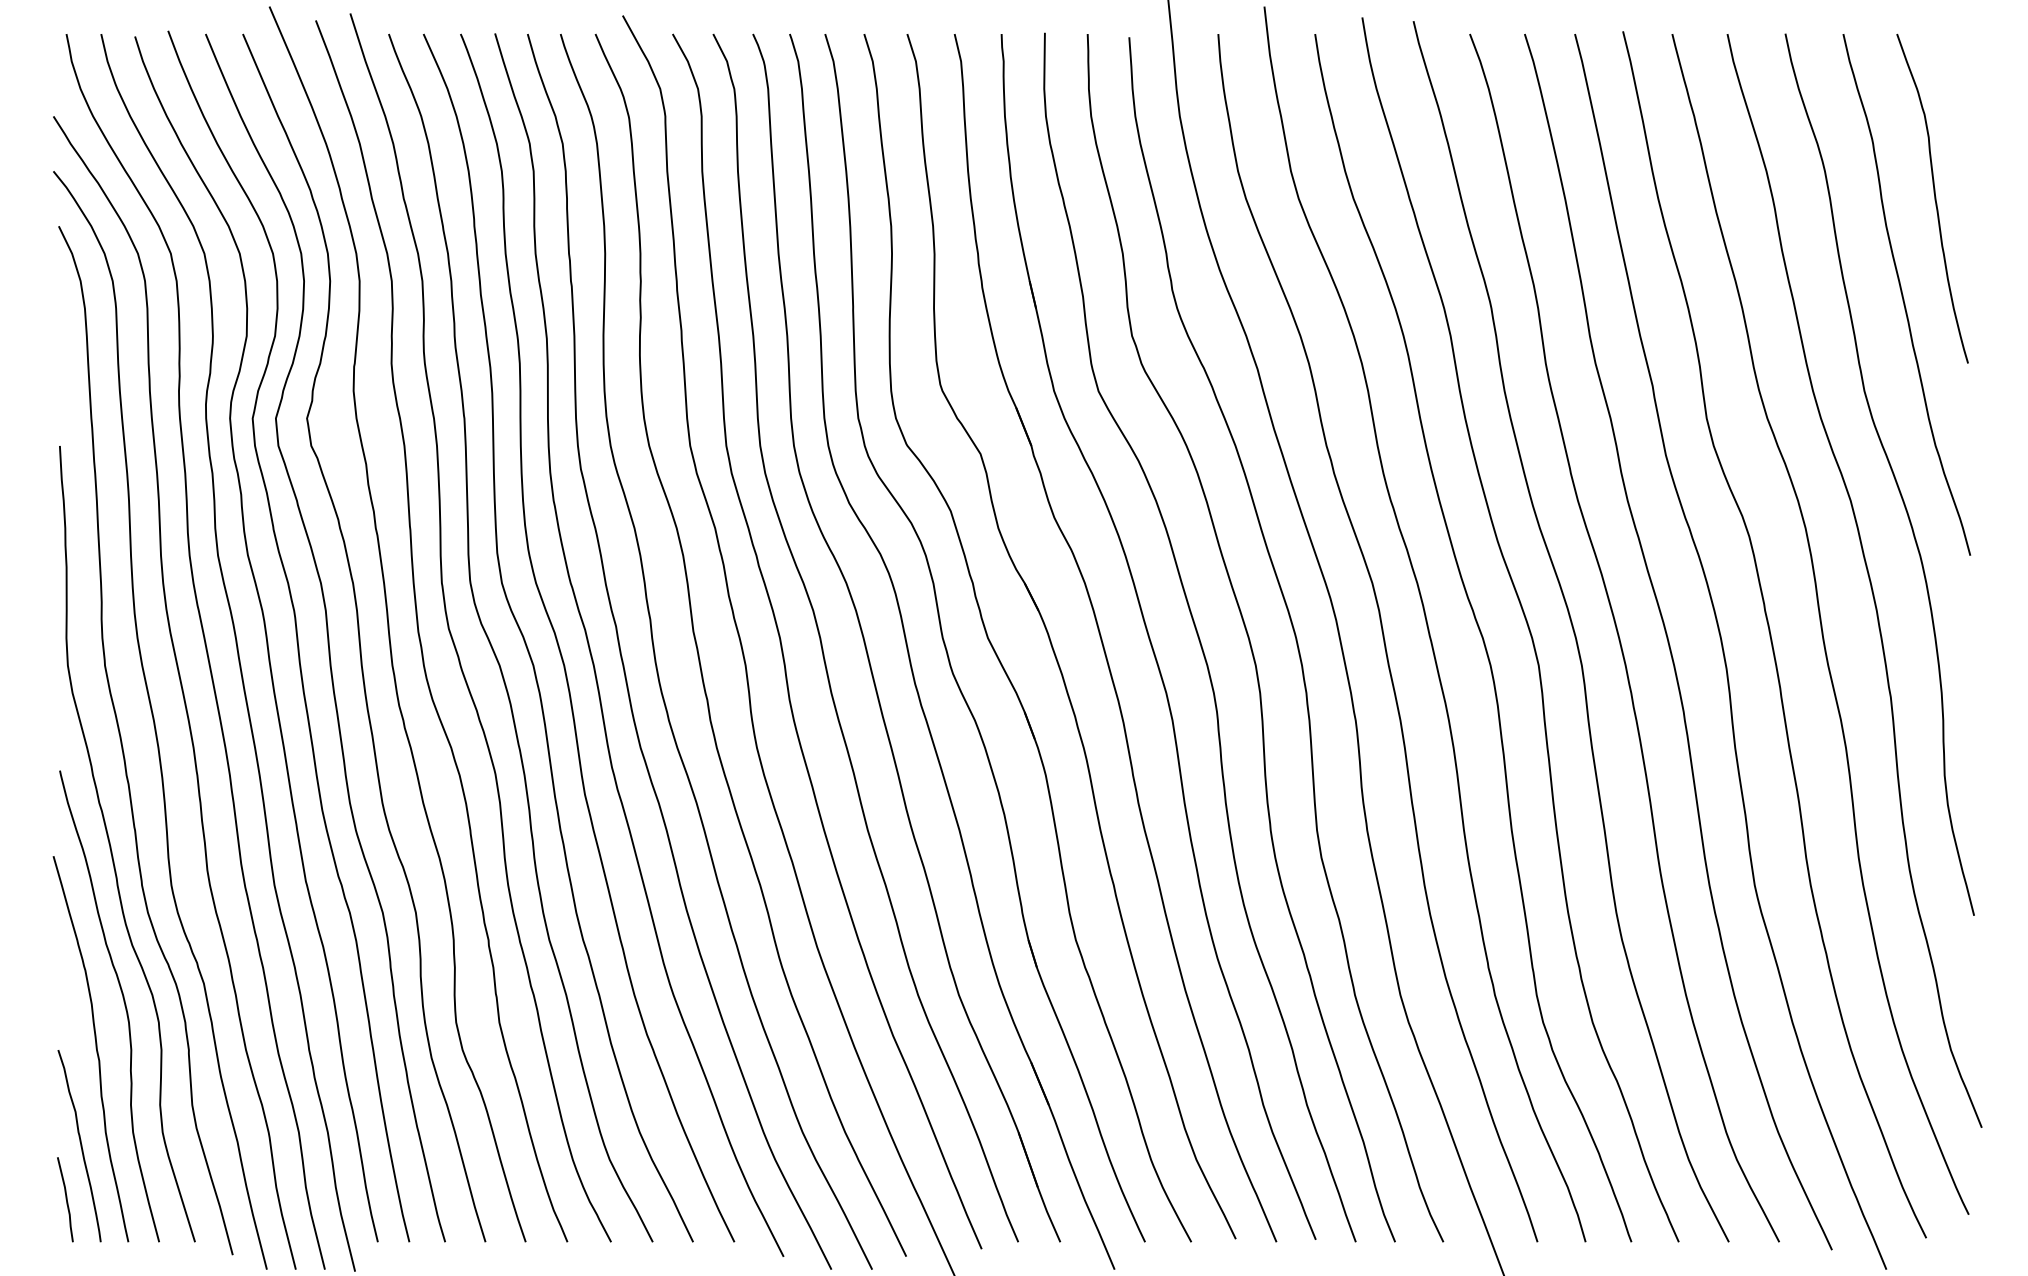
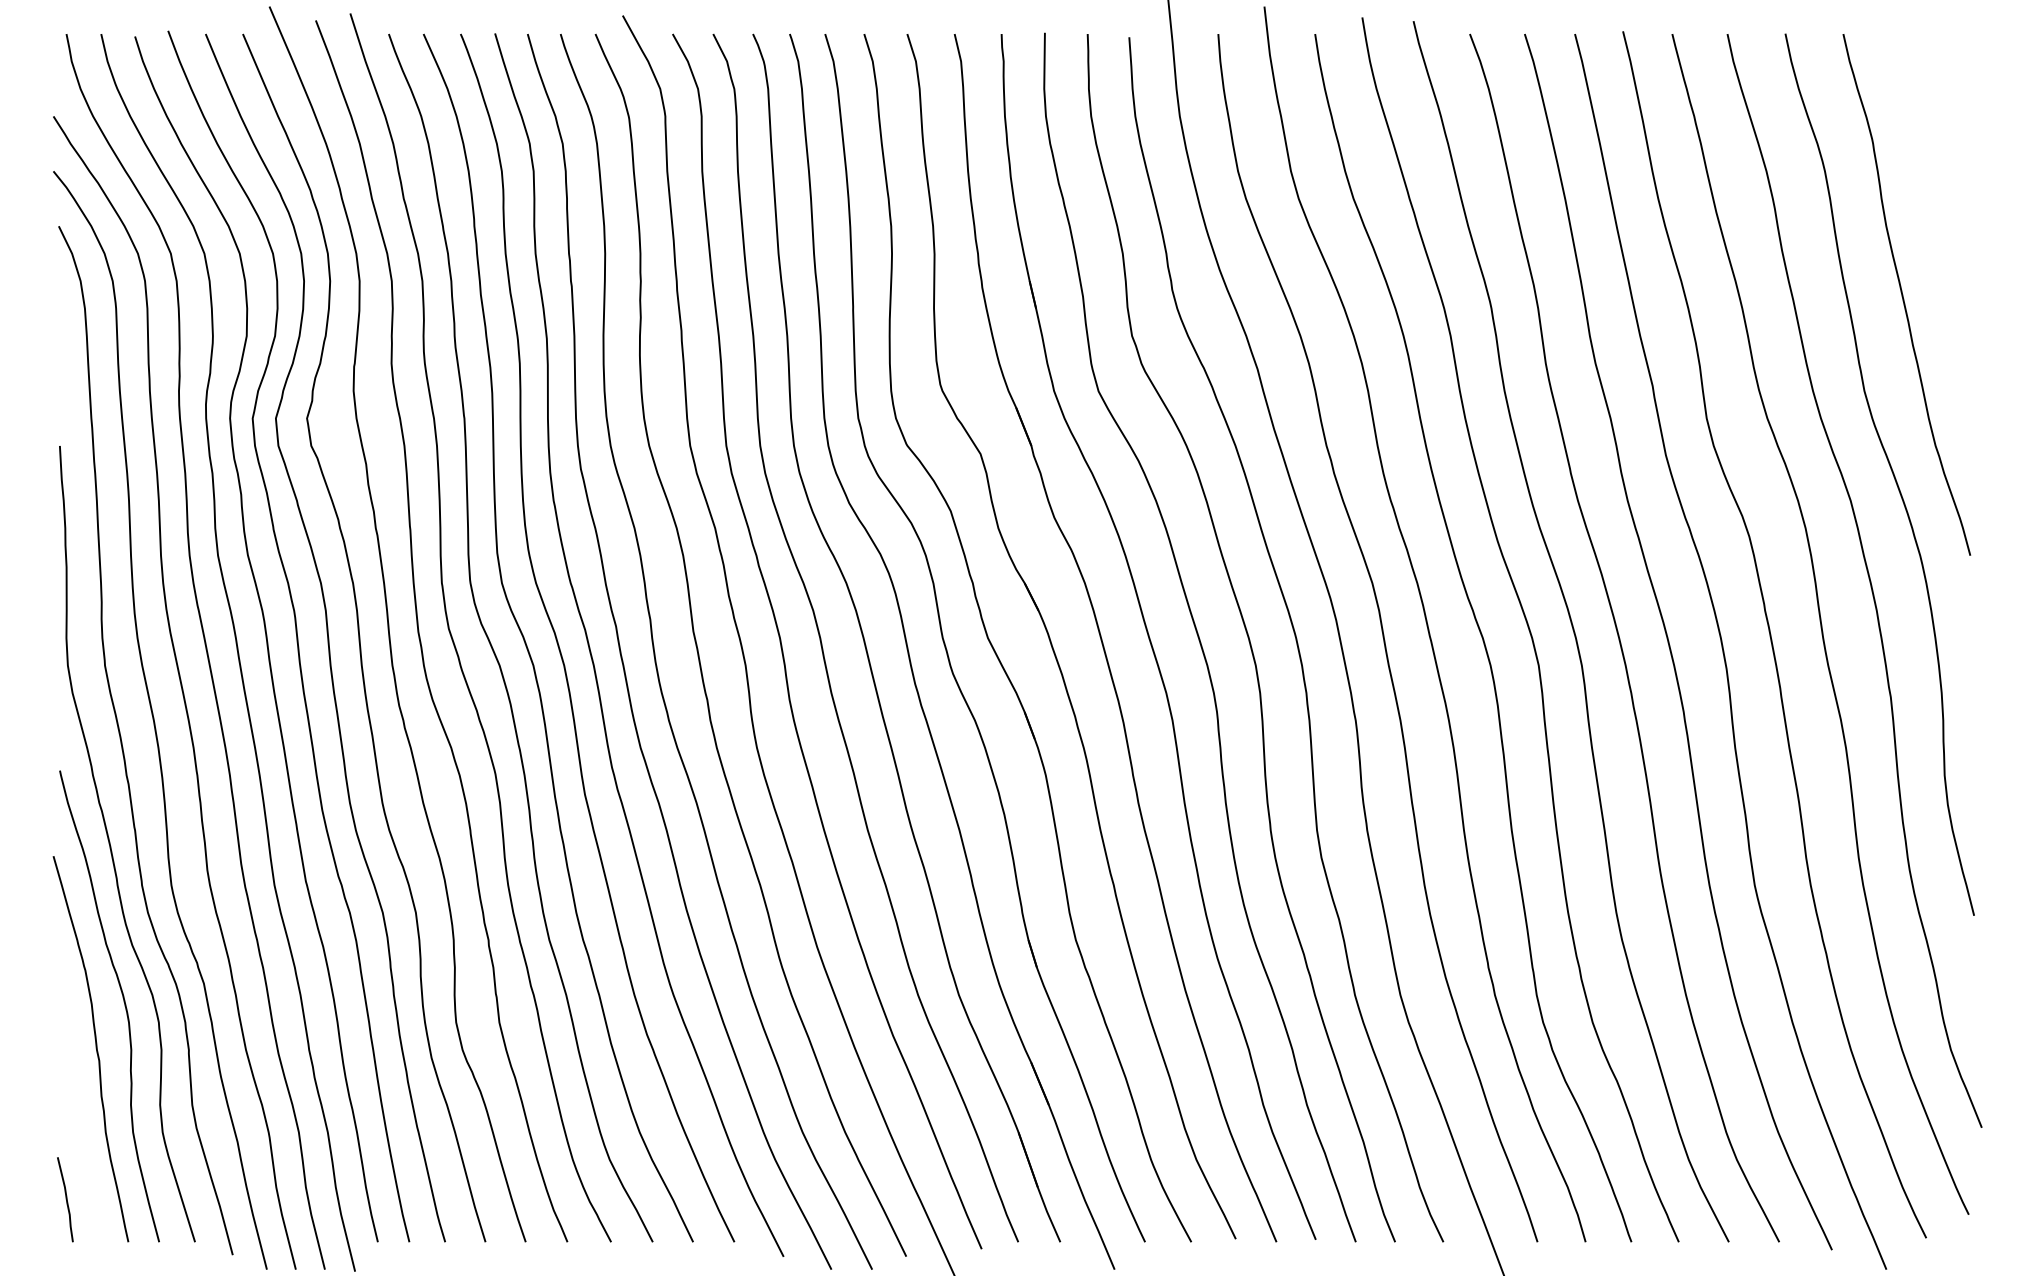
curve: present -> none (1934, 198)
curve: present -> none (80, 1146)
